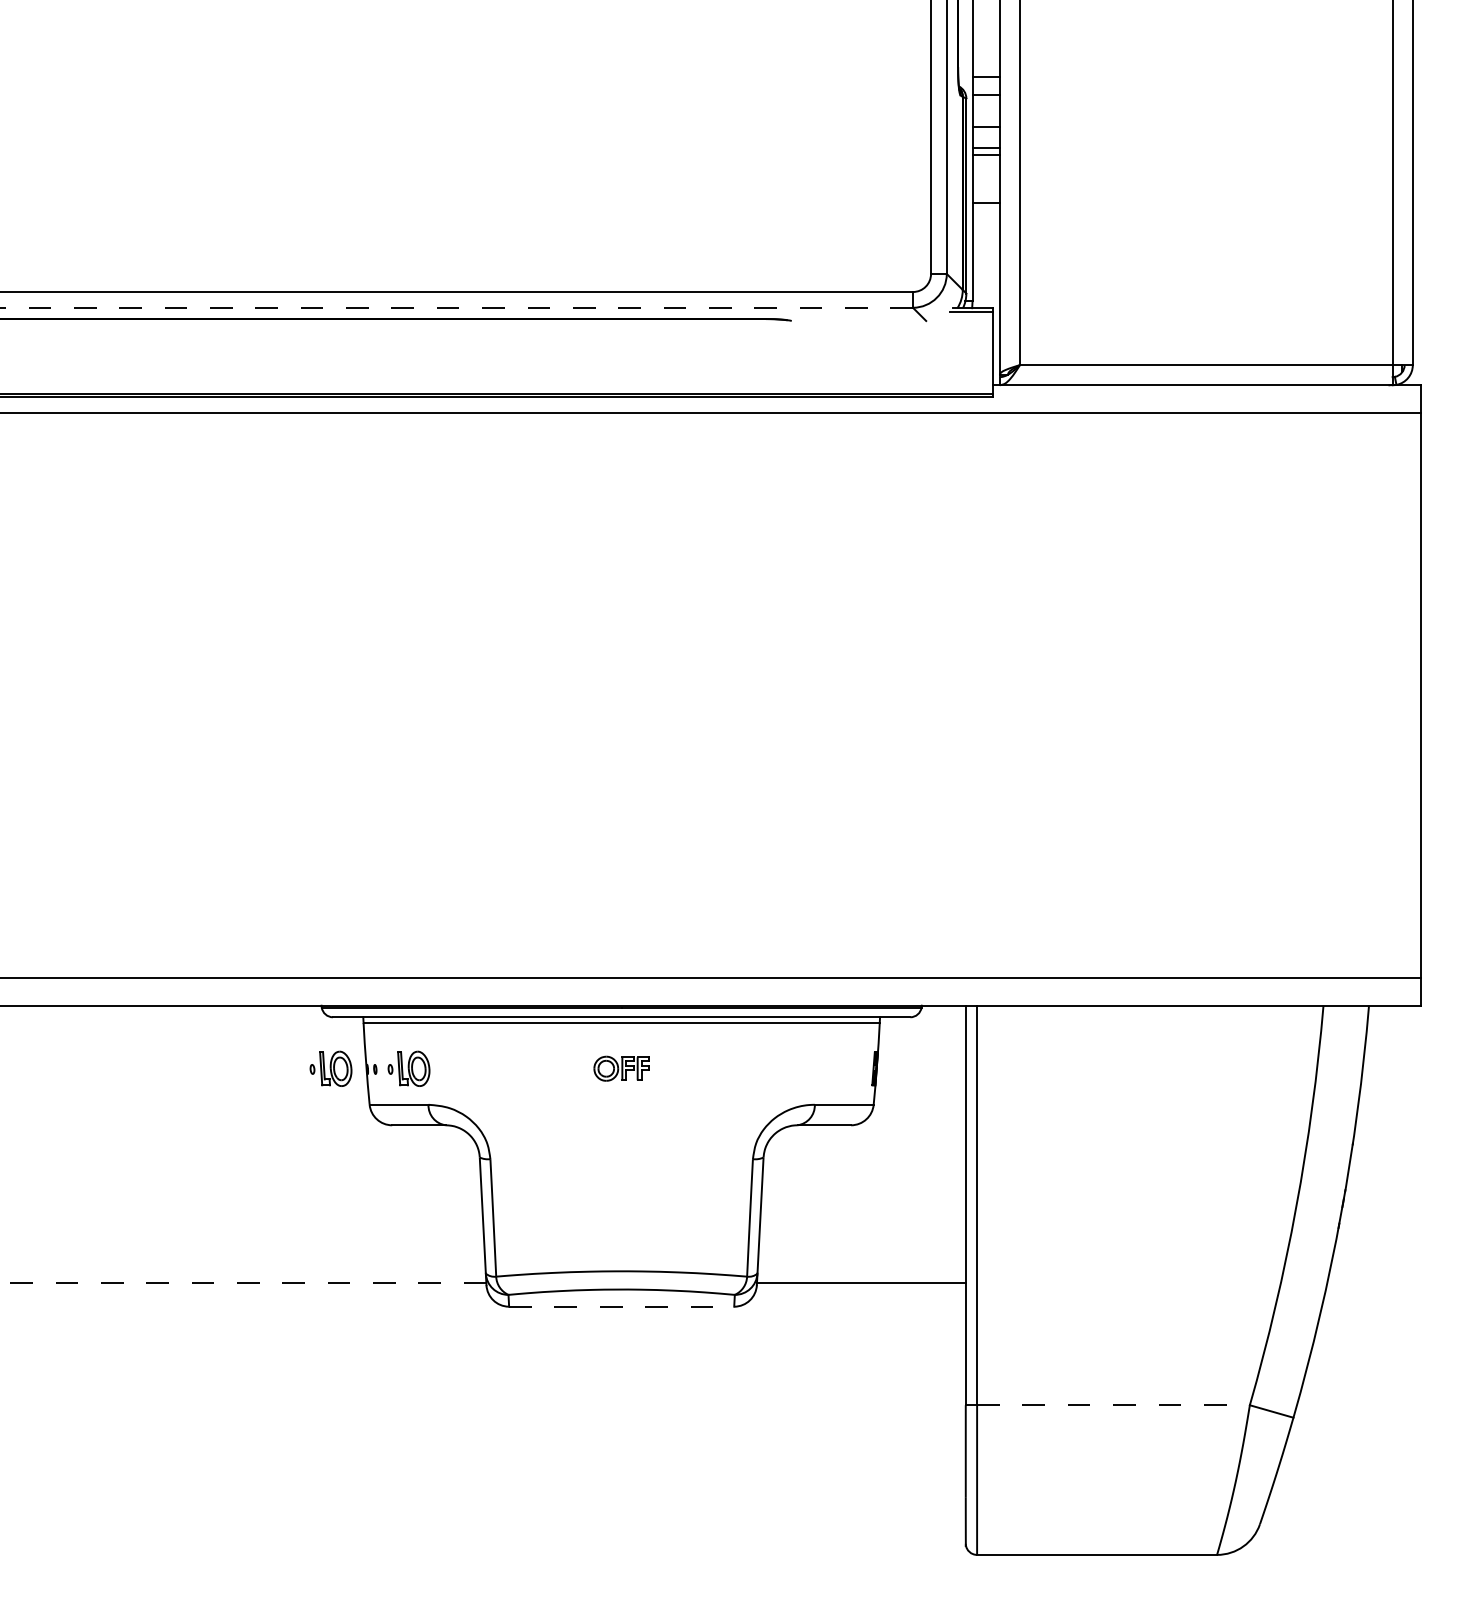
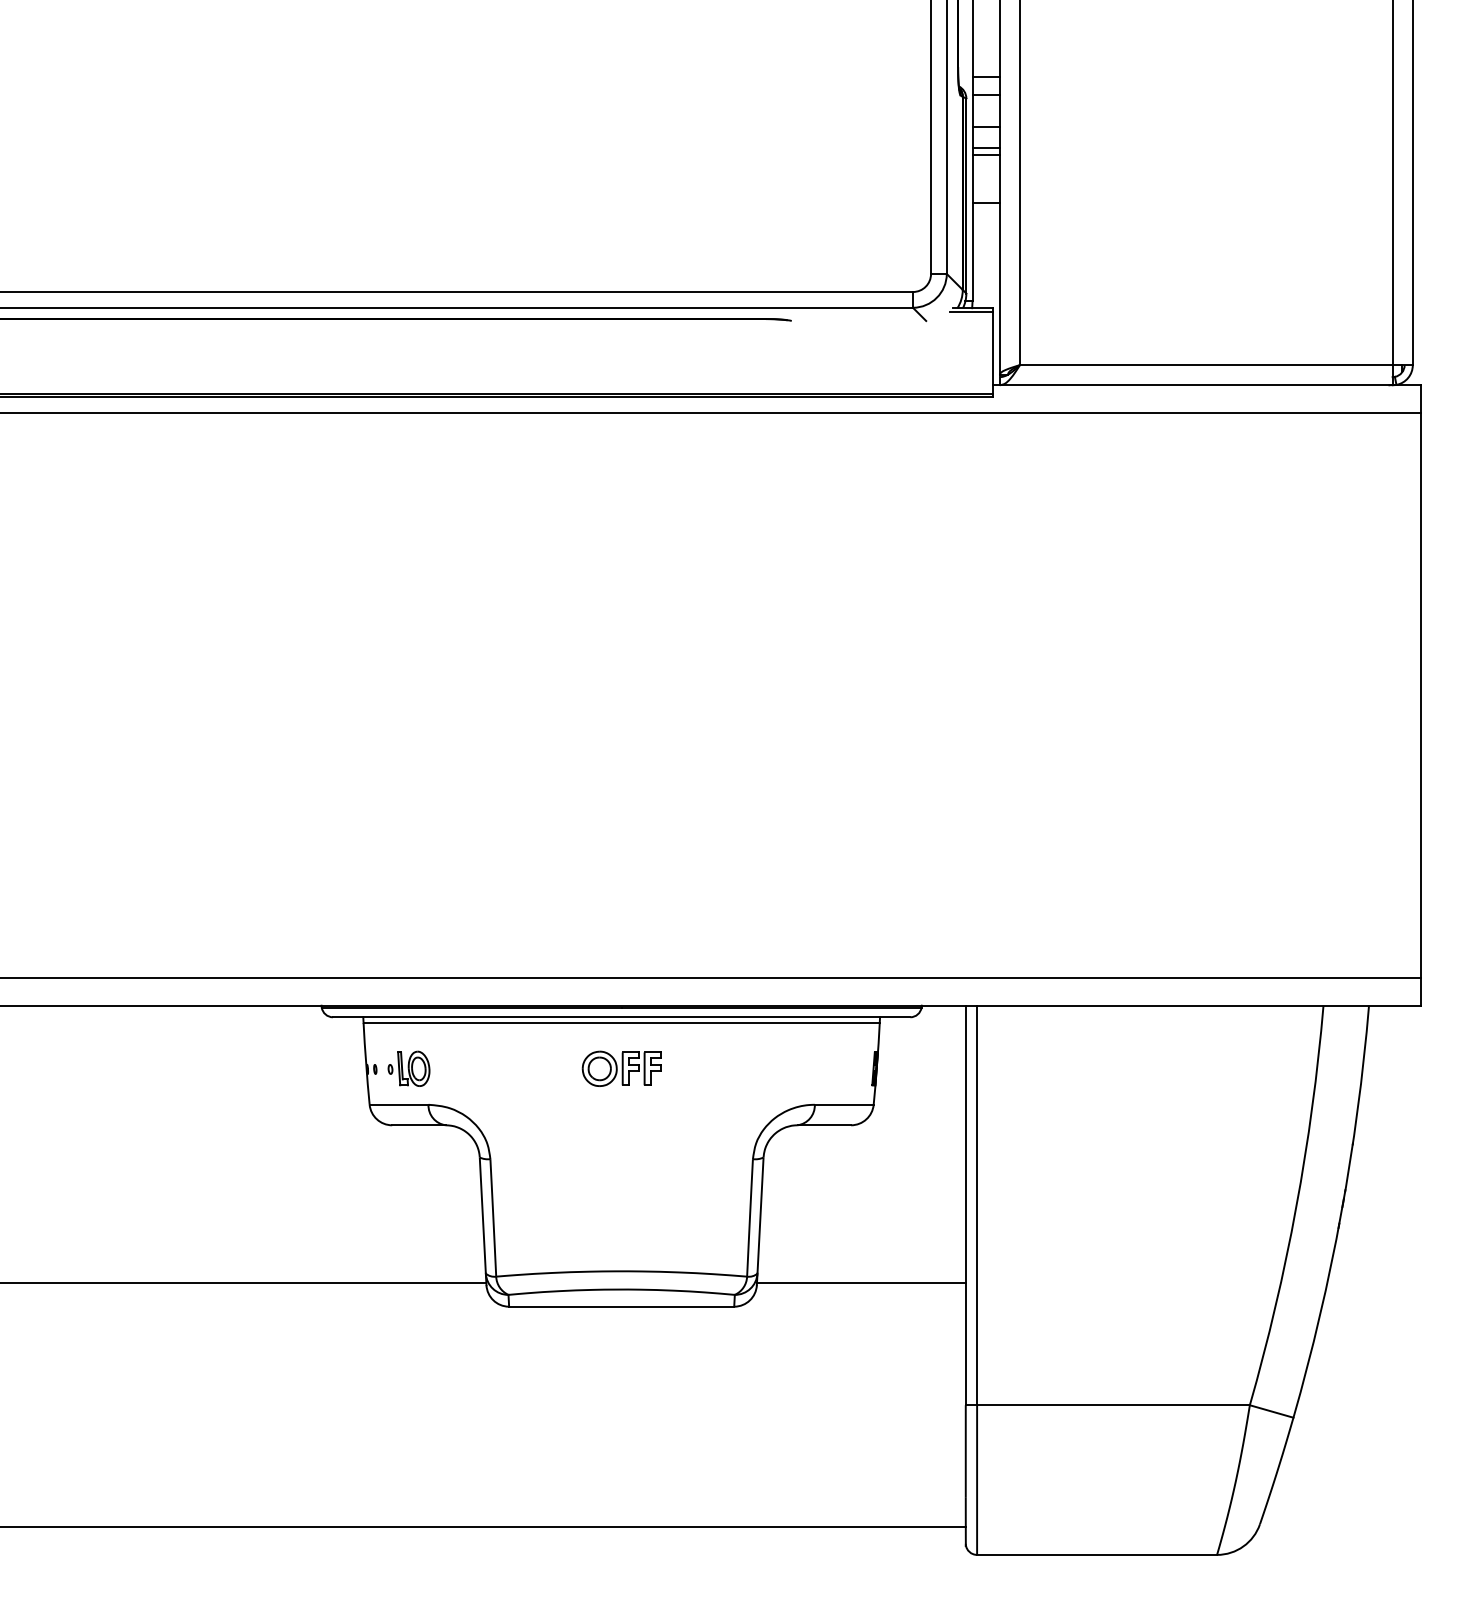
line: dashed -> solid (456, 307)
part: present -> none (330, 1068)
part size: 57x27 px -> 81x37 px (621, 1068)
line: dashed -> solid (243, 1283)
line: dashed -> solid (621, 1306)
line: dashed -> solid (1113, 1405)
line: none -> present (483, 1527)
